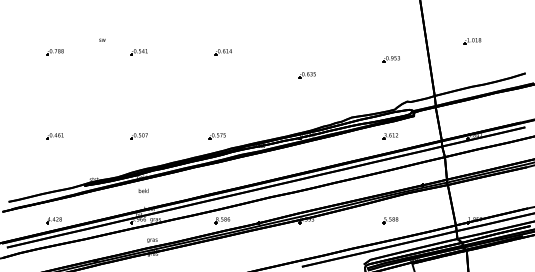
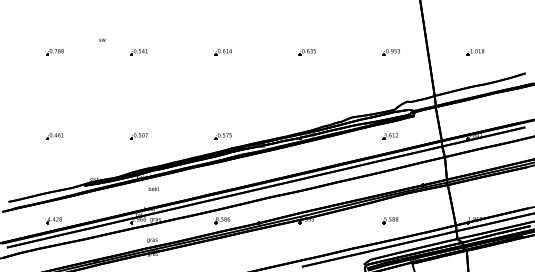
part position: (472, 41) -> (475, 52) (475, 52)
part position: (390, 59) -> (390, 52) (390, 52)
part position: (306, 75) -> (306, 52) (306, 52)
part position: (216, 136) -> (222, 136) (222, 136)
text position: (143, 190) -> (153, 188) (153, 188)
